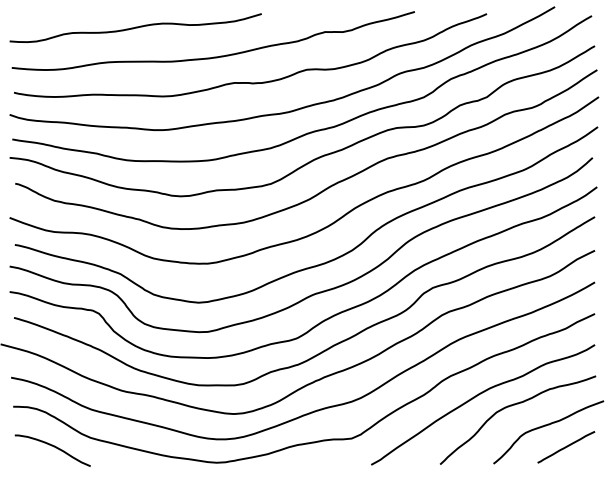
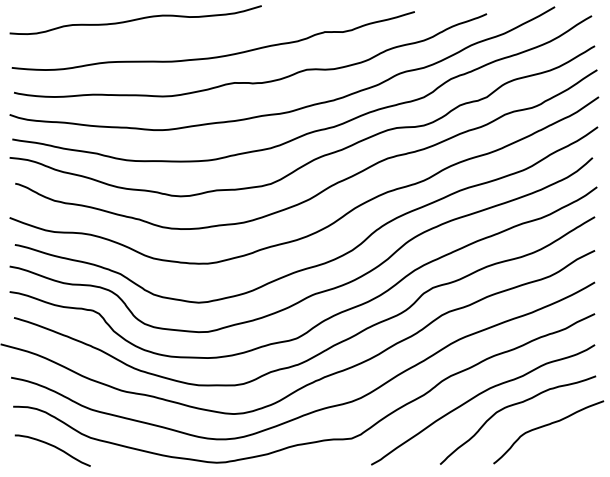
curve position: (135, 27) -> (135, 19) (135, 19)
line: present -> none (566, 447)
